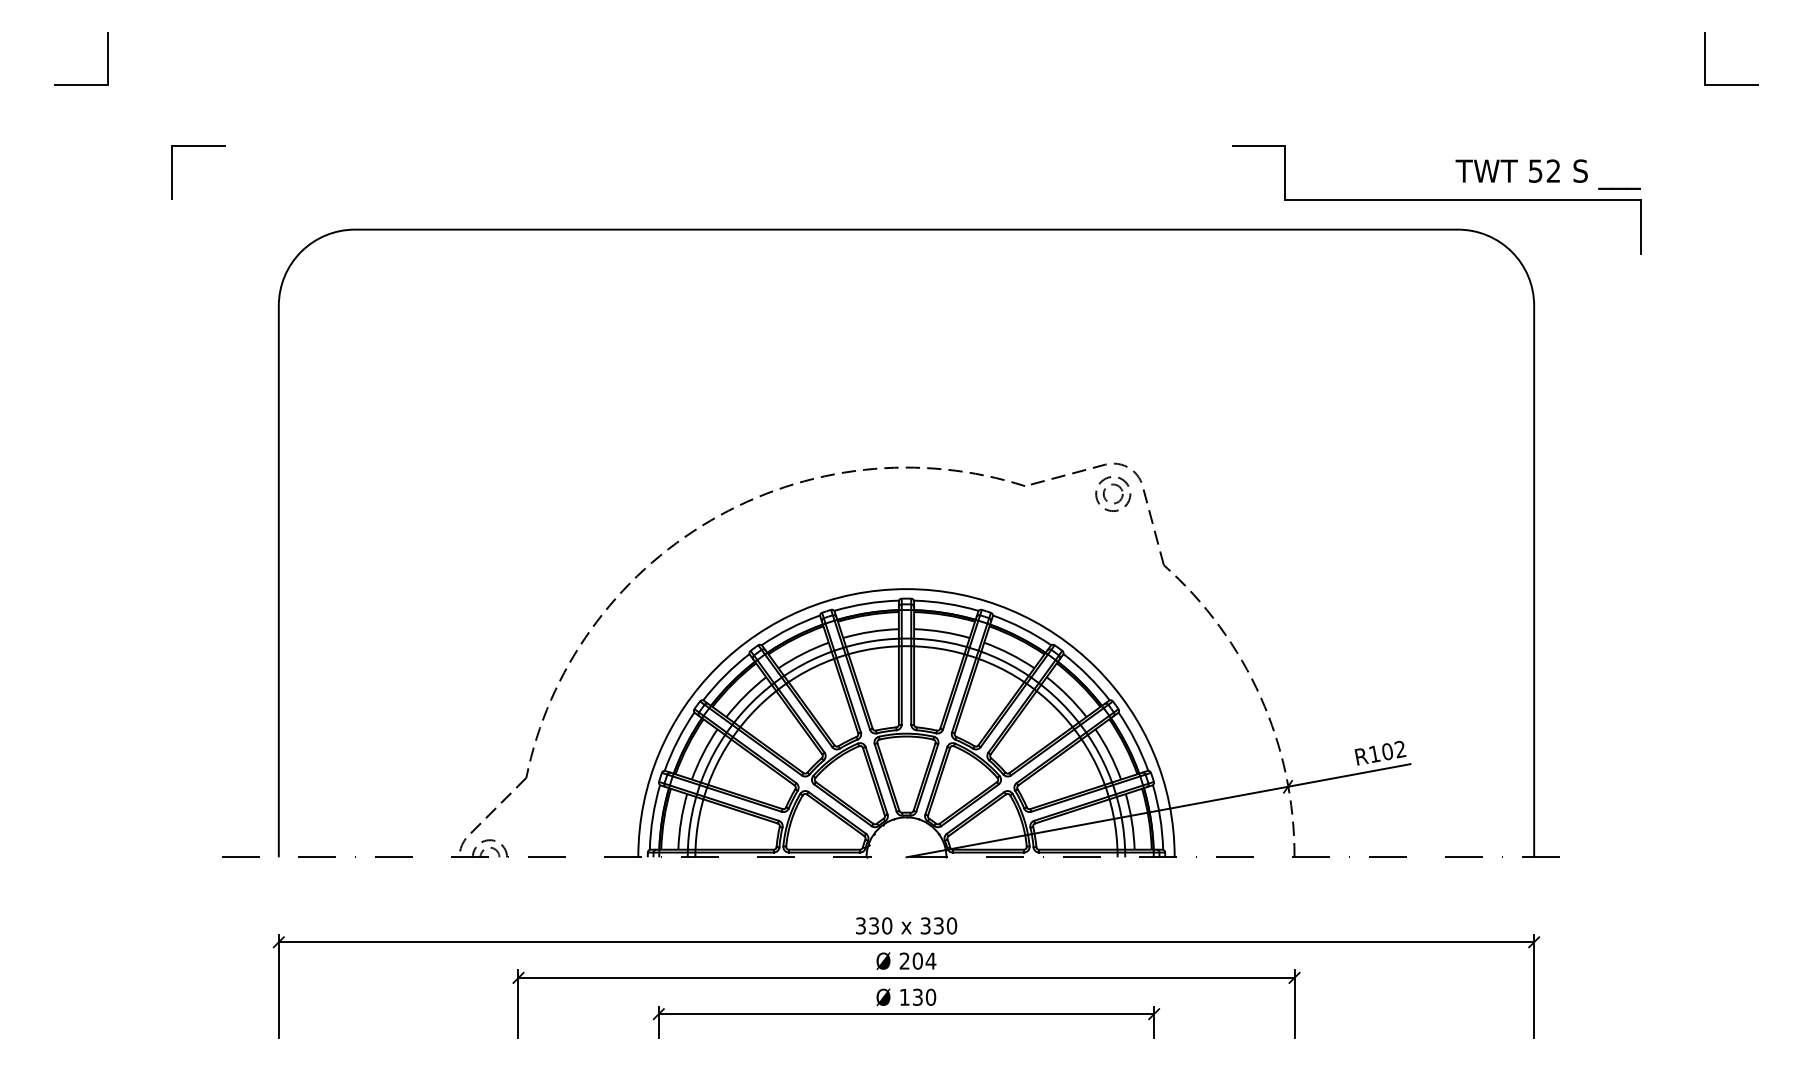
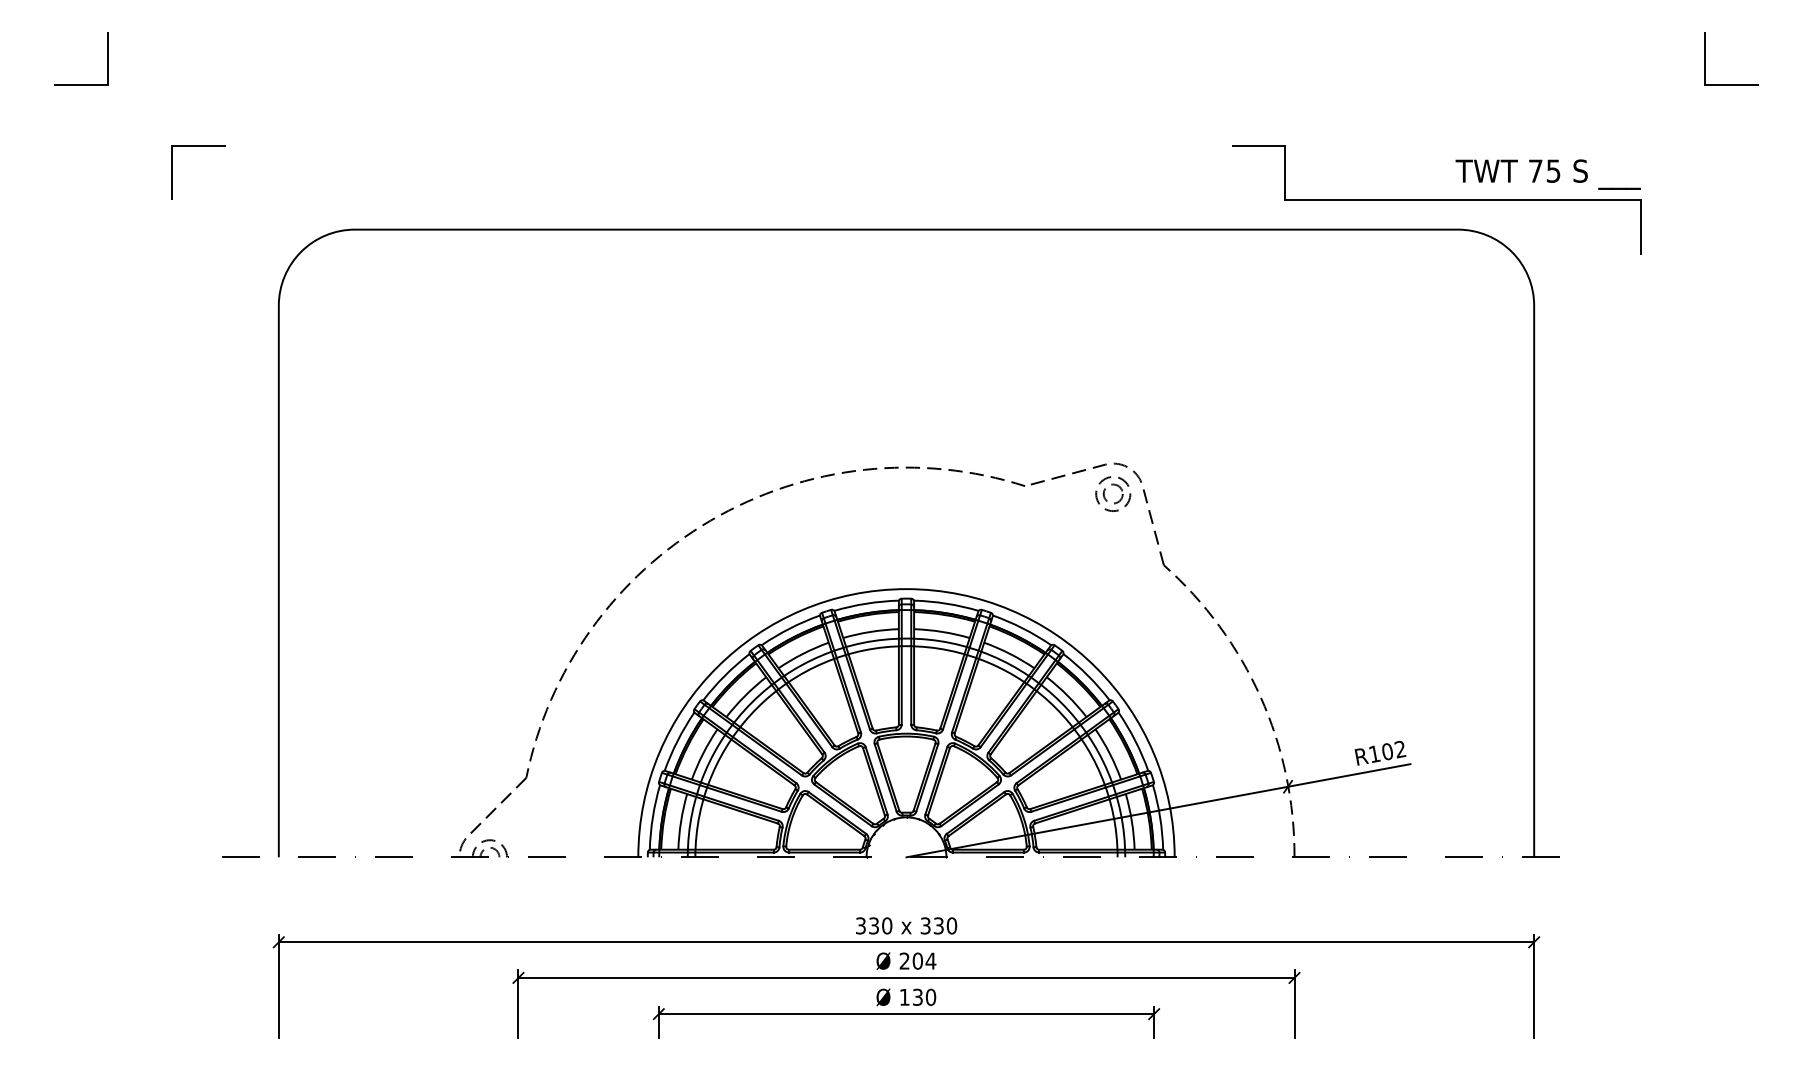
text: 52 -> 75 (1544, 170)
